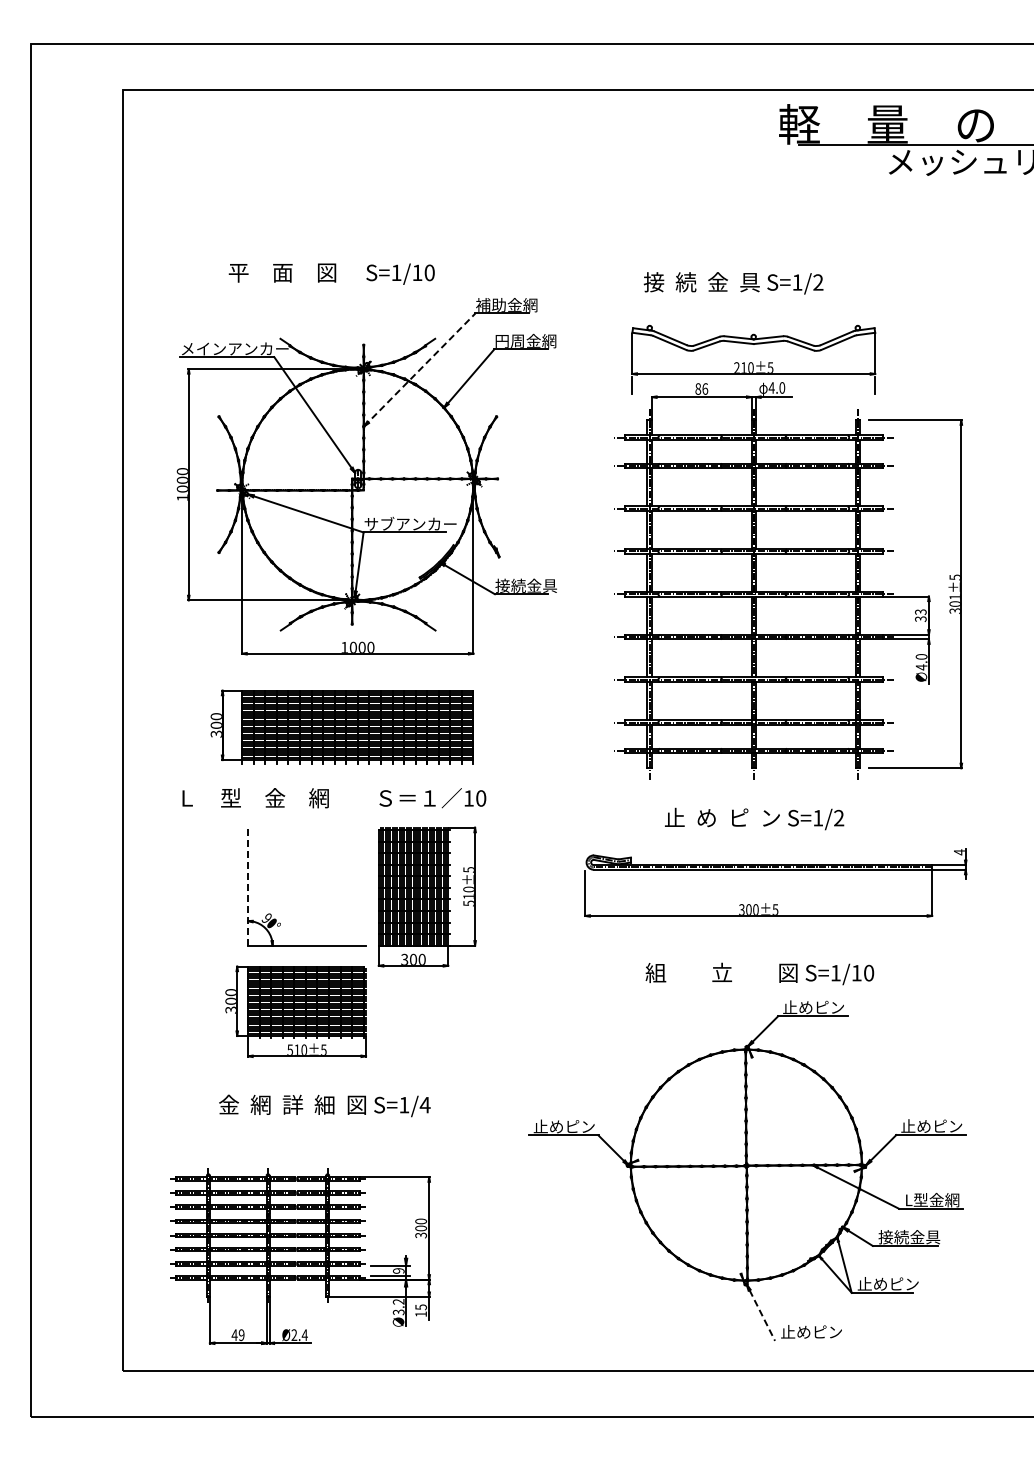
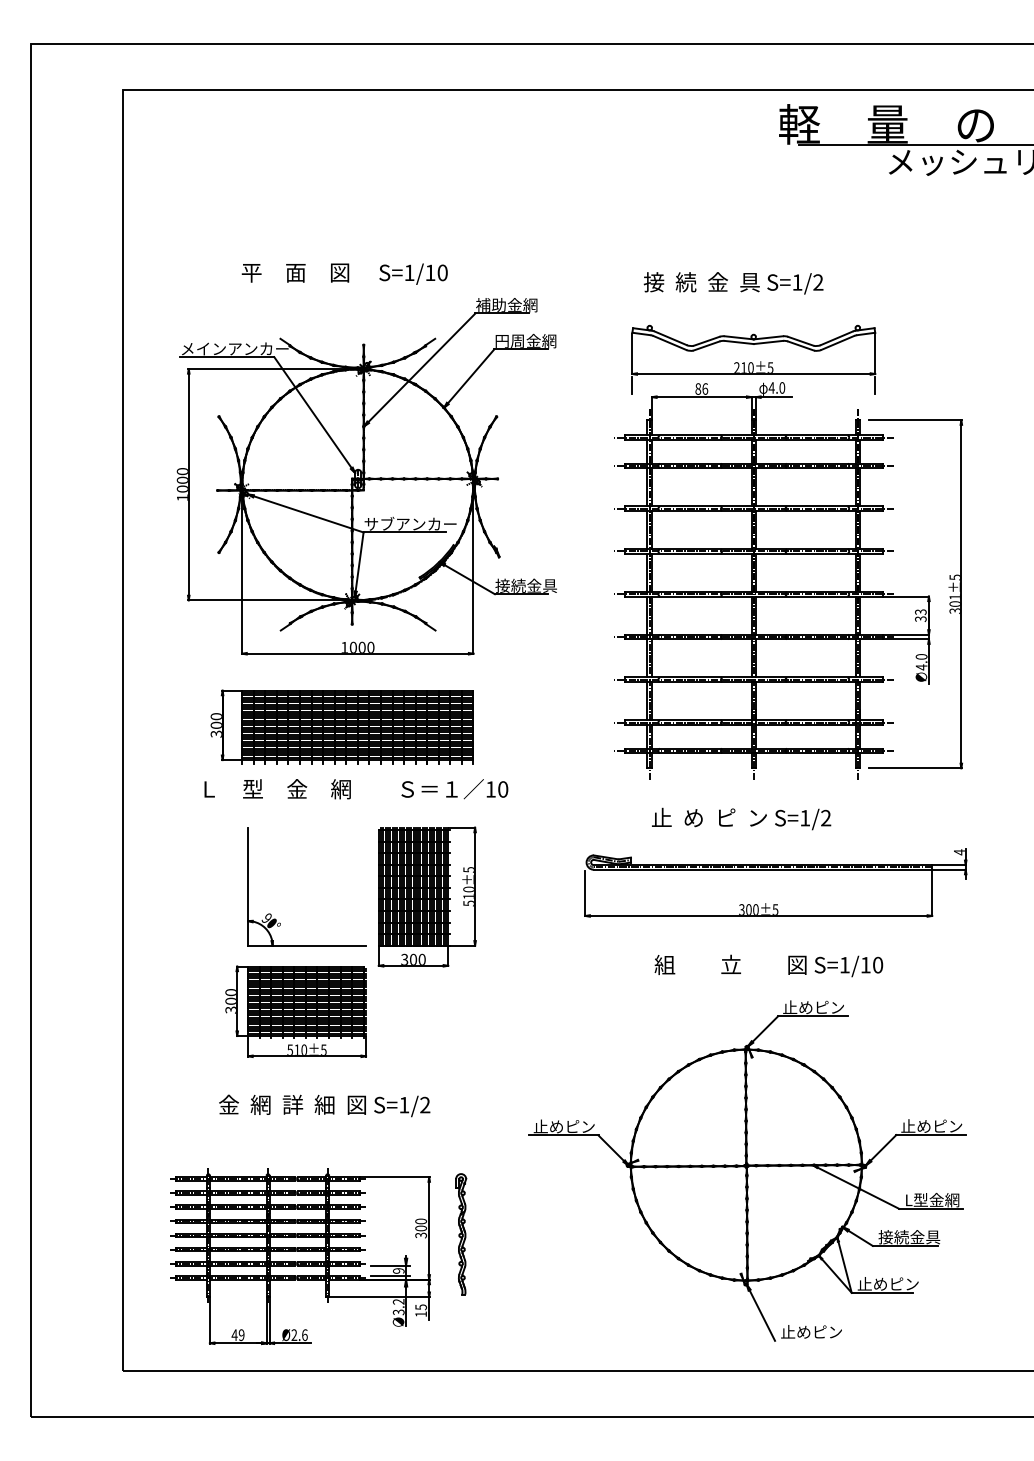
text position: (331, 273) -> (344, 273) (344, 273)
line: dashed -> solid (420, 369)
text position: (334, 798) -> (356, 789) (356, 789)
text position: (754, 818) -> (741, 818) (741, 818)
line: dashed -> solid (248, 886)
text position: (759, 973) -> (768, 965) (768, 965)
text: S=1/4 -> S=1/2 (424, 1104)
part: none -> present (461, 1234)
line: dashed -> solid (762, 1316)
text: Ø2.4 -> Ø2.6 (304, 1335)
